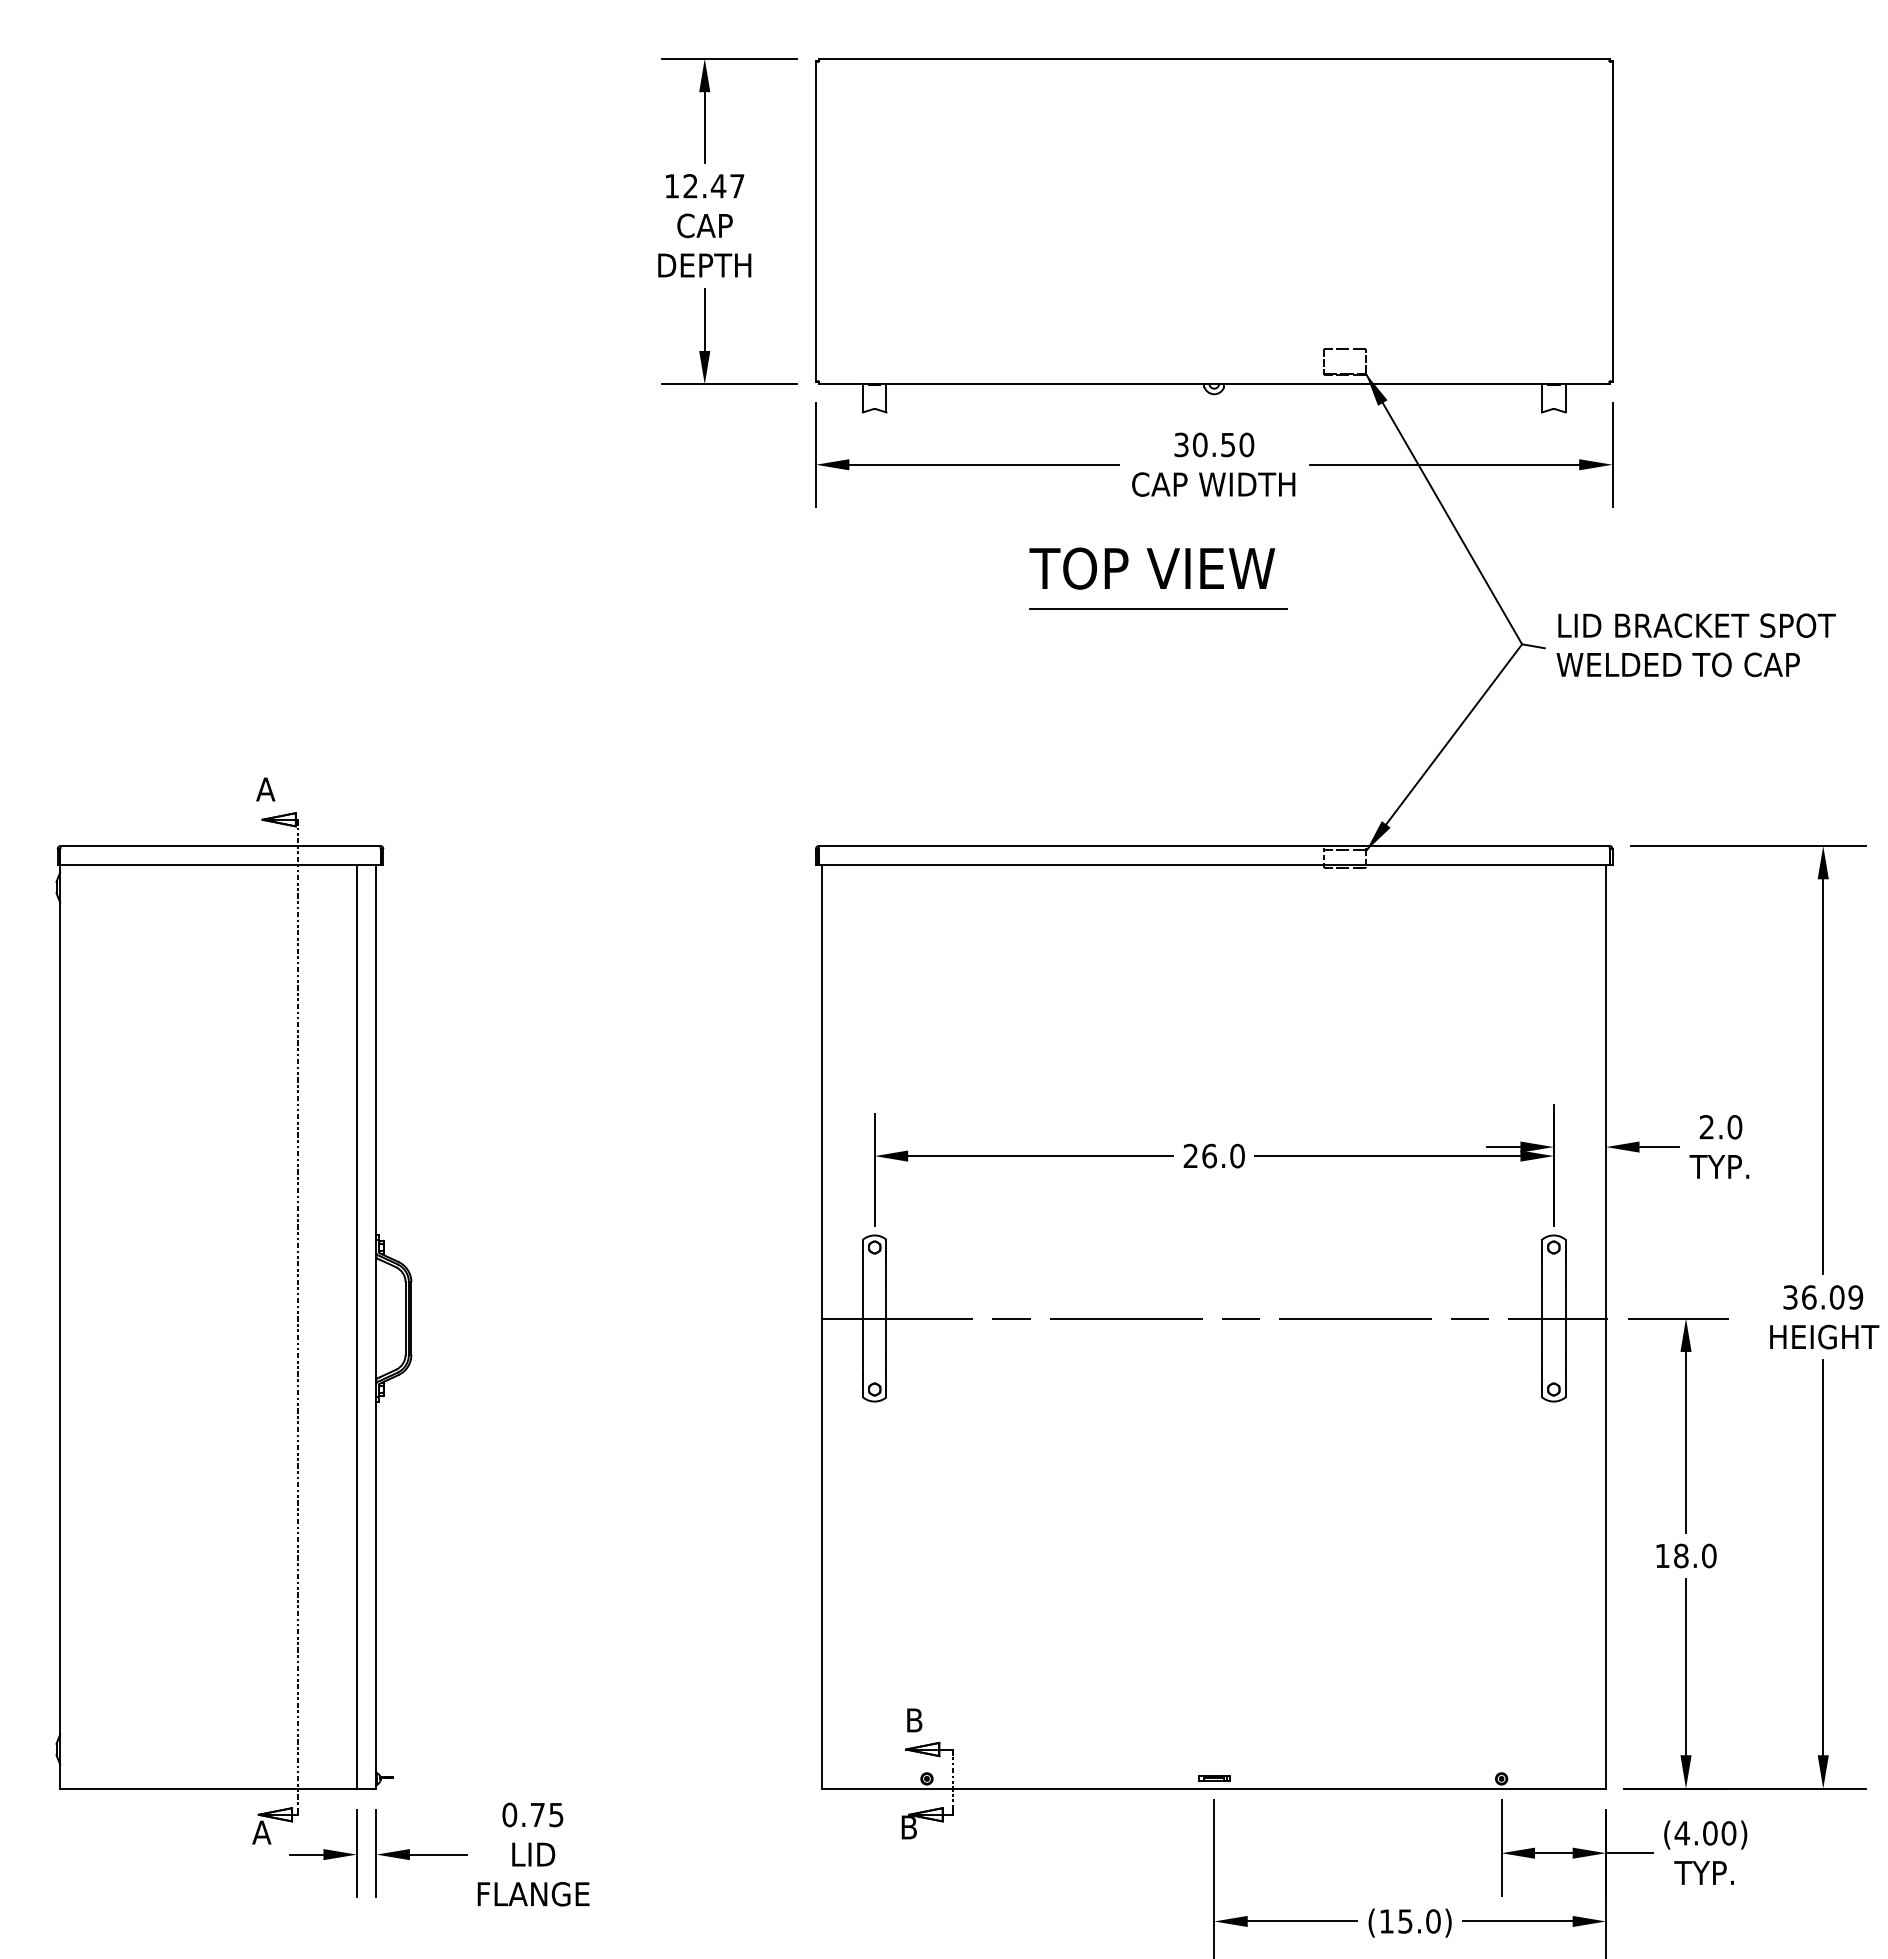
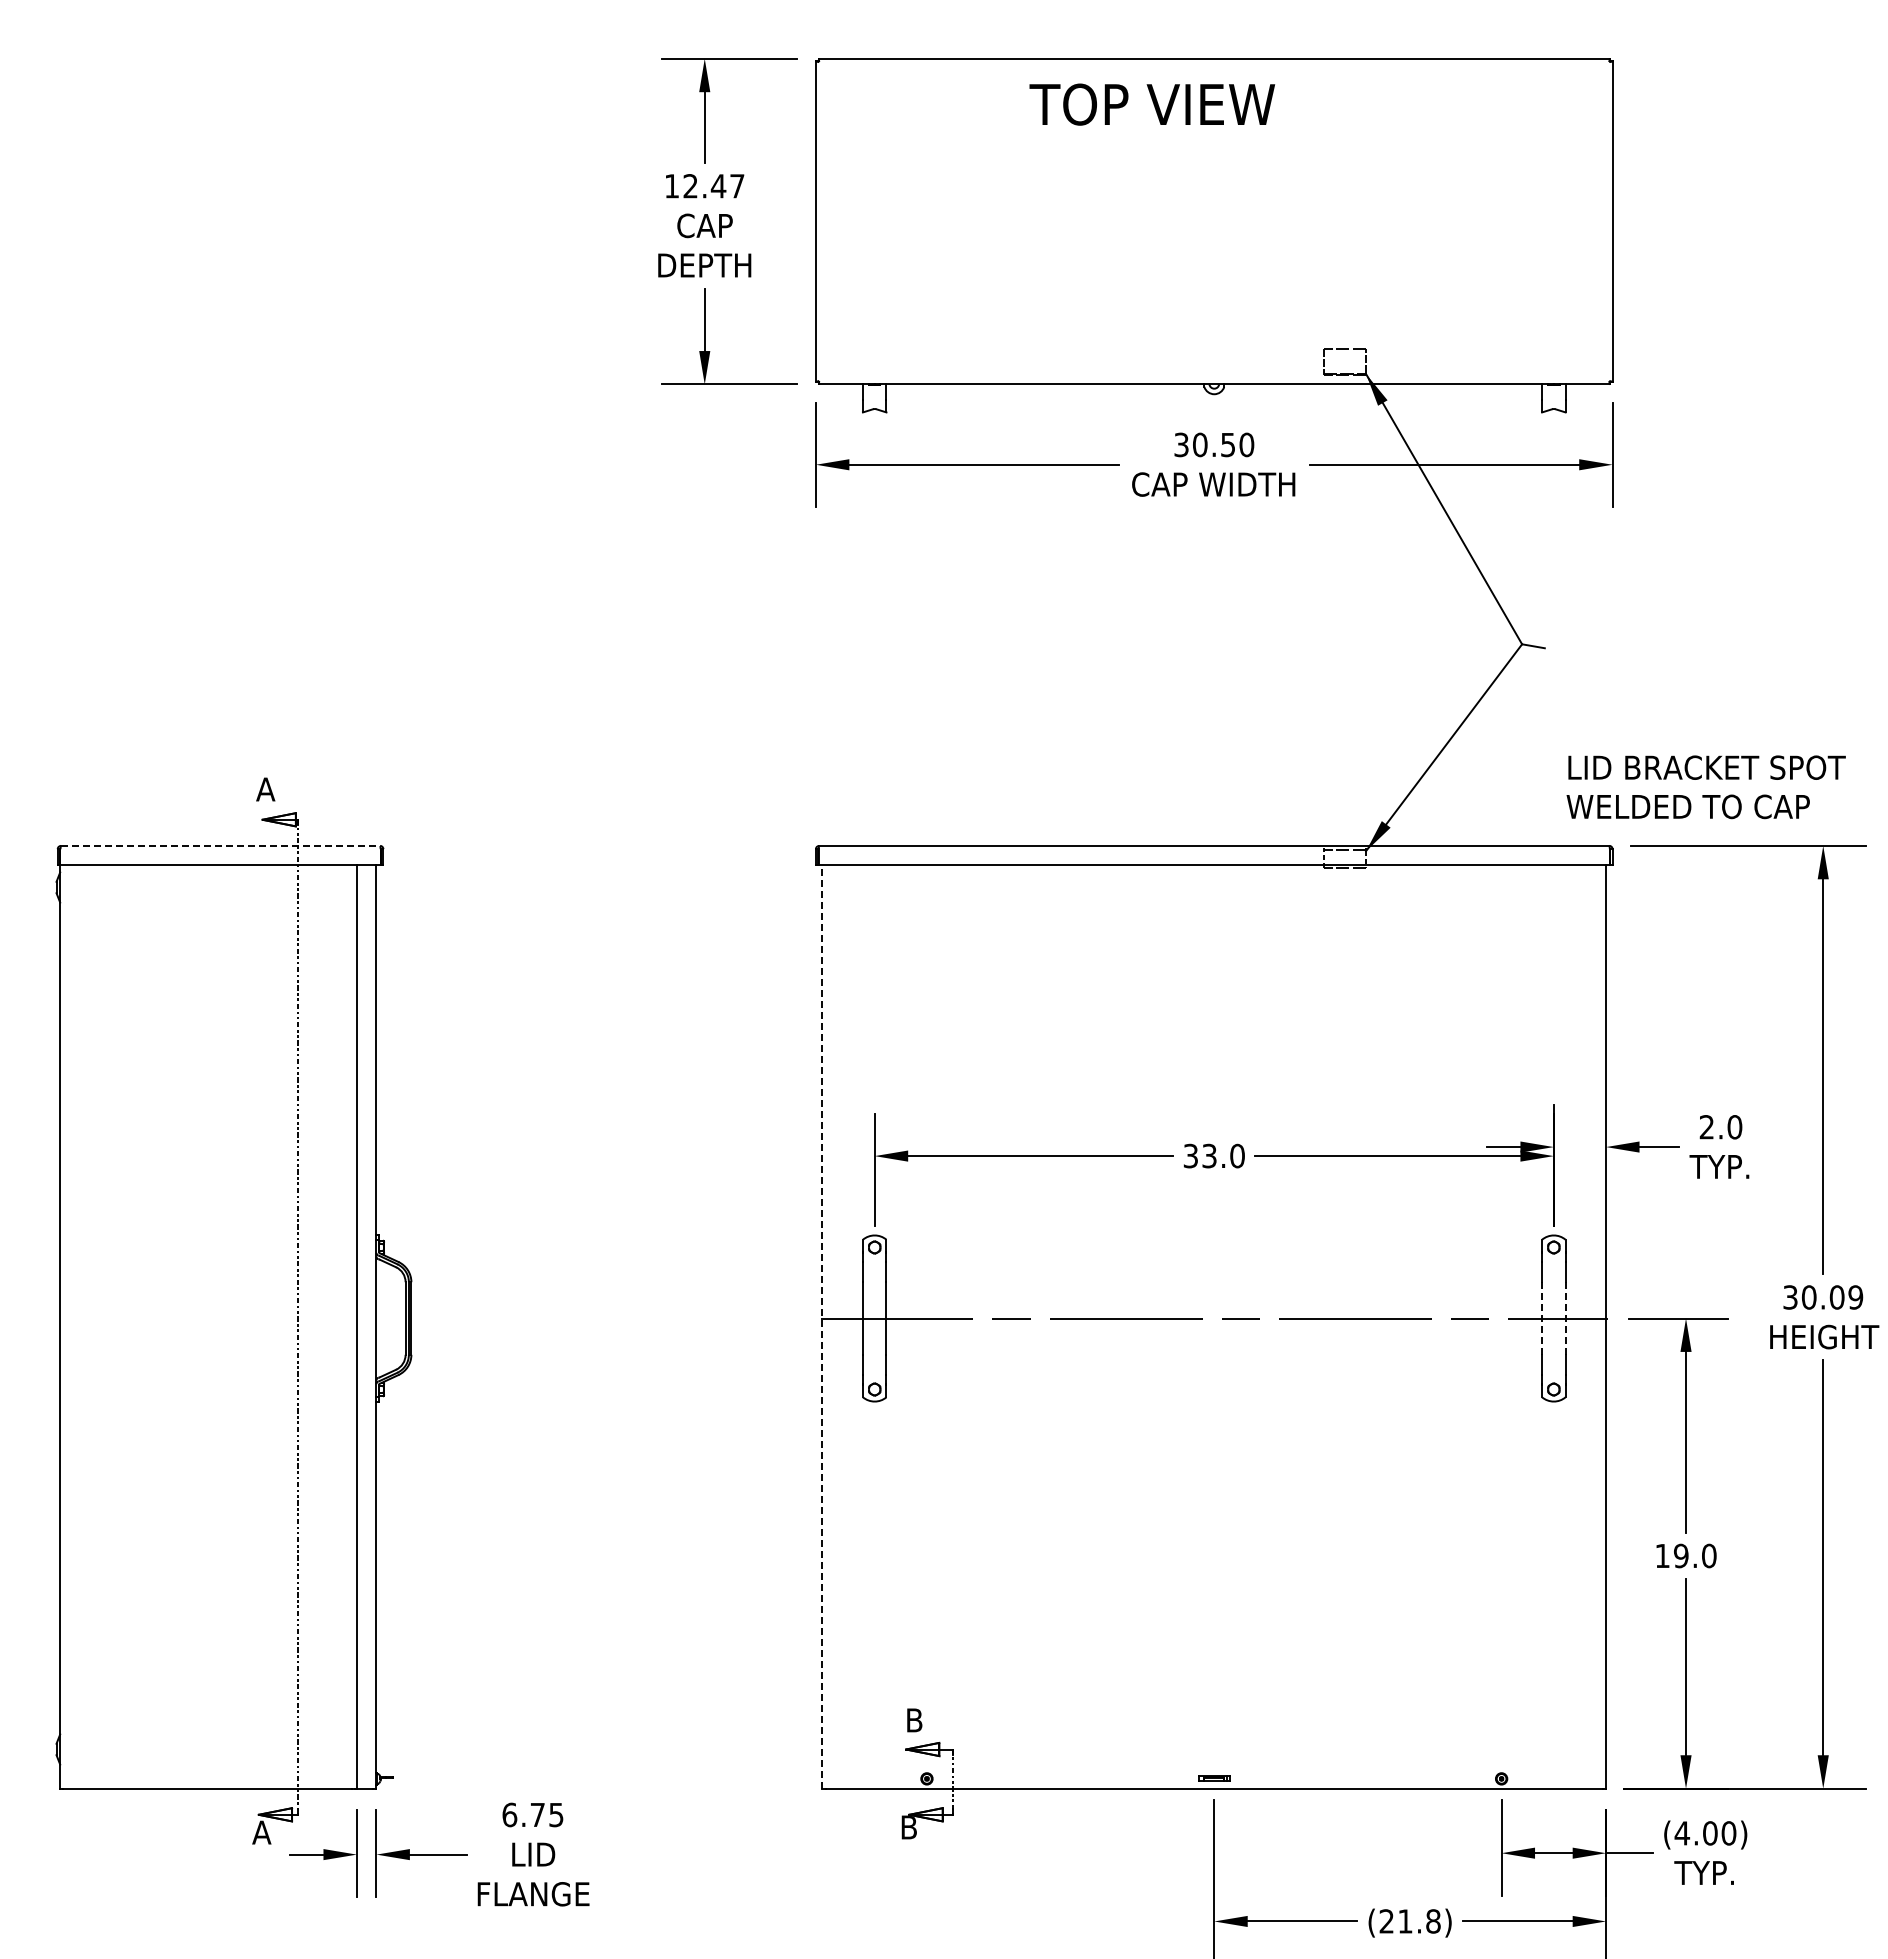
text position: (1152, 568) -> (1152, 104) (1152, 104)
line: present -> none (1157, 608)
text position: (1695, 645) -> (1705, 787) (1705, 787)
line: solid -> dashed (220, 845)
text: 26.0 -> 33.0 (1200, 1155)
text: 36.09 -> 30.09 (1808, 1297)
line: solid -> dashed (1542, 1318)
line: solid -> dashed (1565, 1318)
line: solid -> dashed (822, 1327)
text: 18.0 -> 19.0 (1681, 1555)
text: 0.75 -> 6.75 (509, 1814)
text: (15.0) -> (21.8) (1409, 1921)
